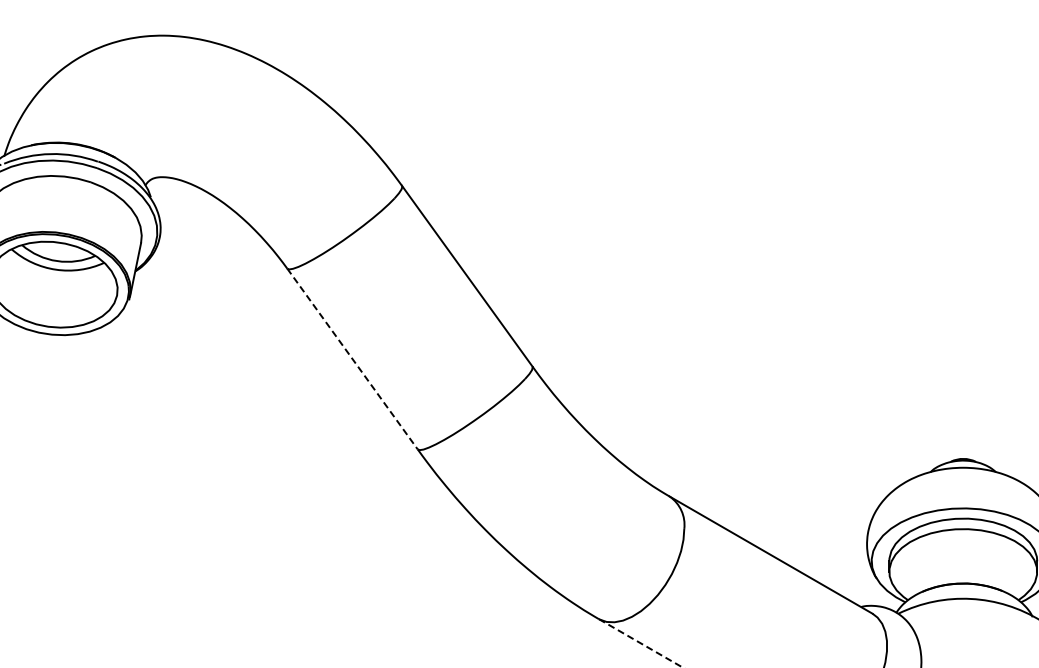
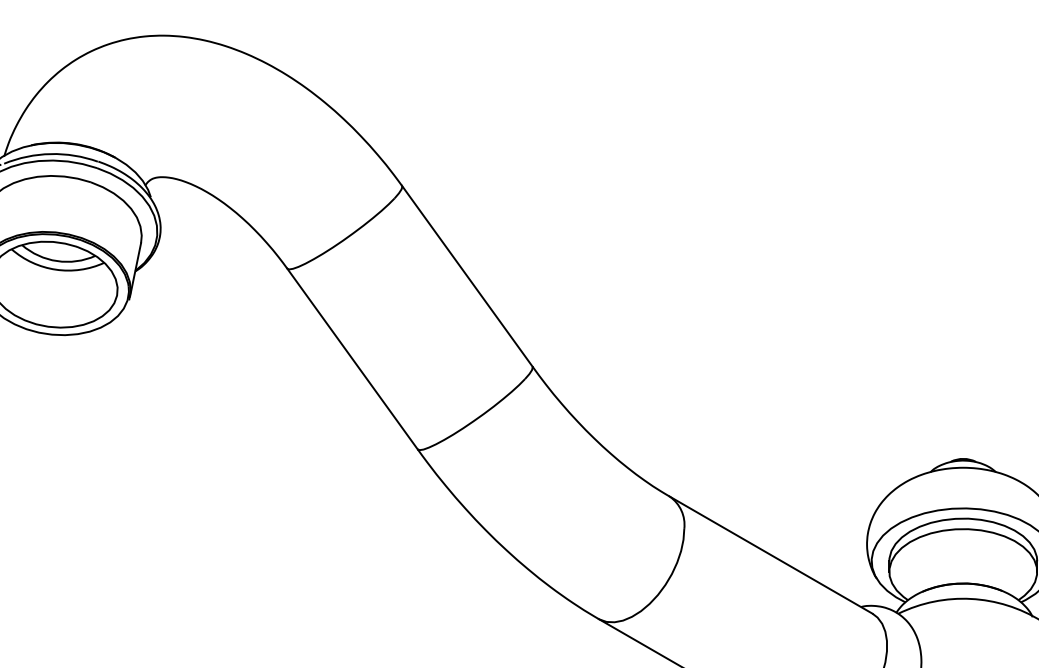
line: dashed -> solid (352, 359)
line: dashed -> solid (641, 643)
